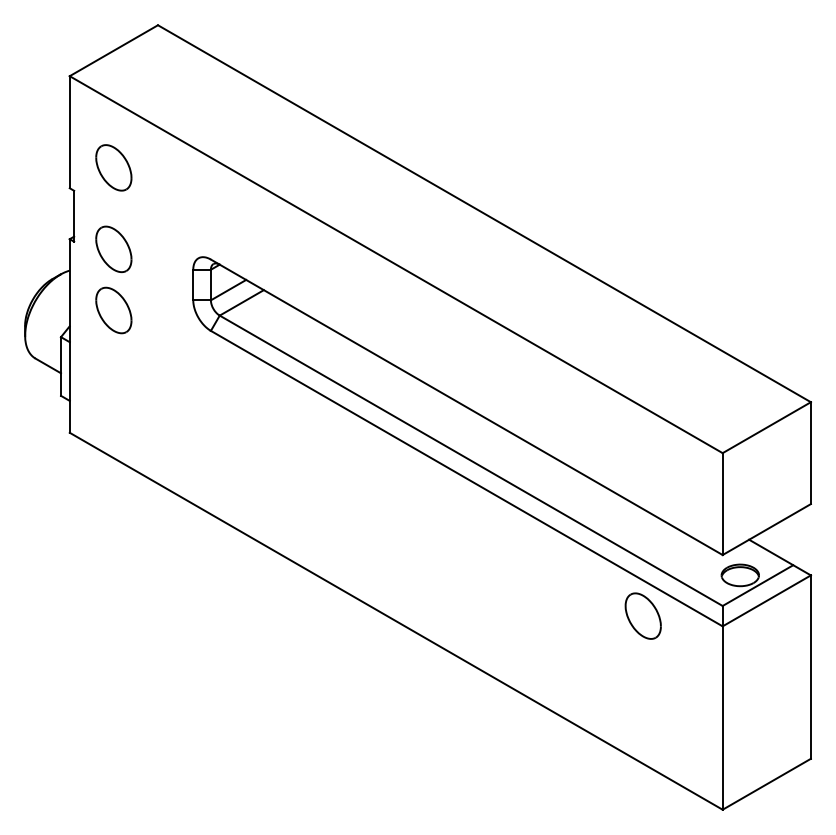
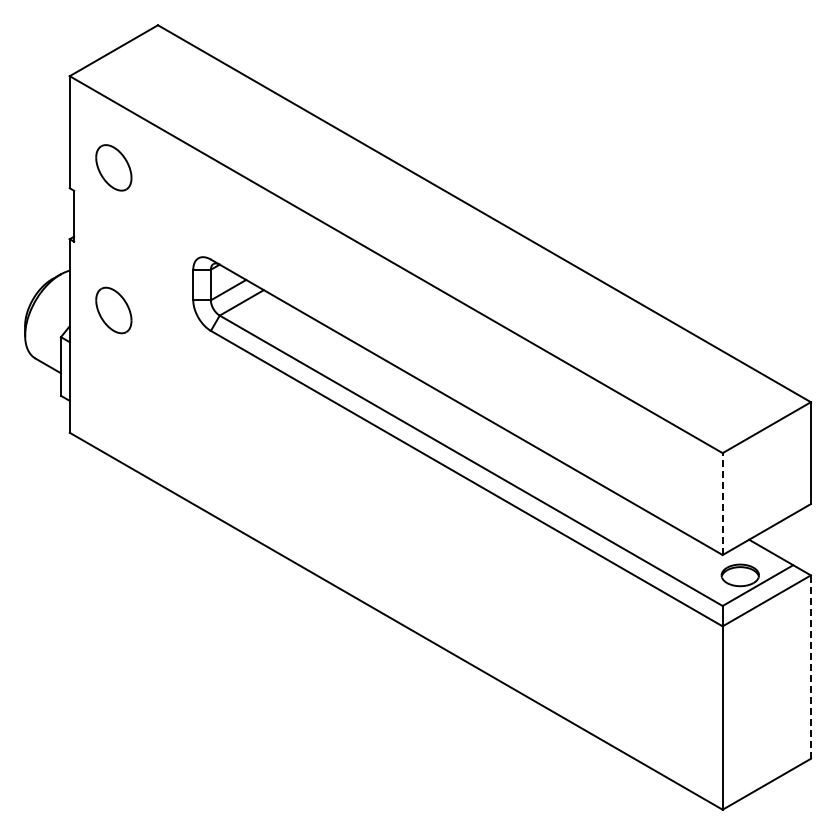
part: present -> none (113, 249)
line: solid -> dashed (722, 504)
part: present -> none (642, 615)
line: solid -> dashed (810, 667)
